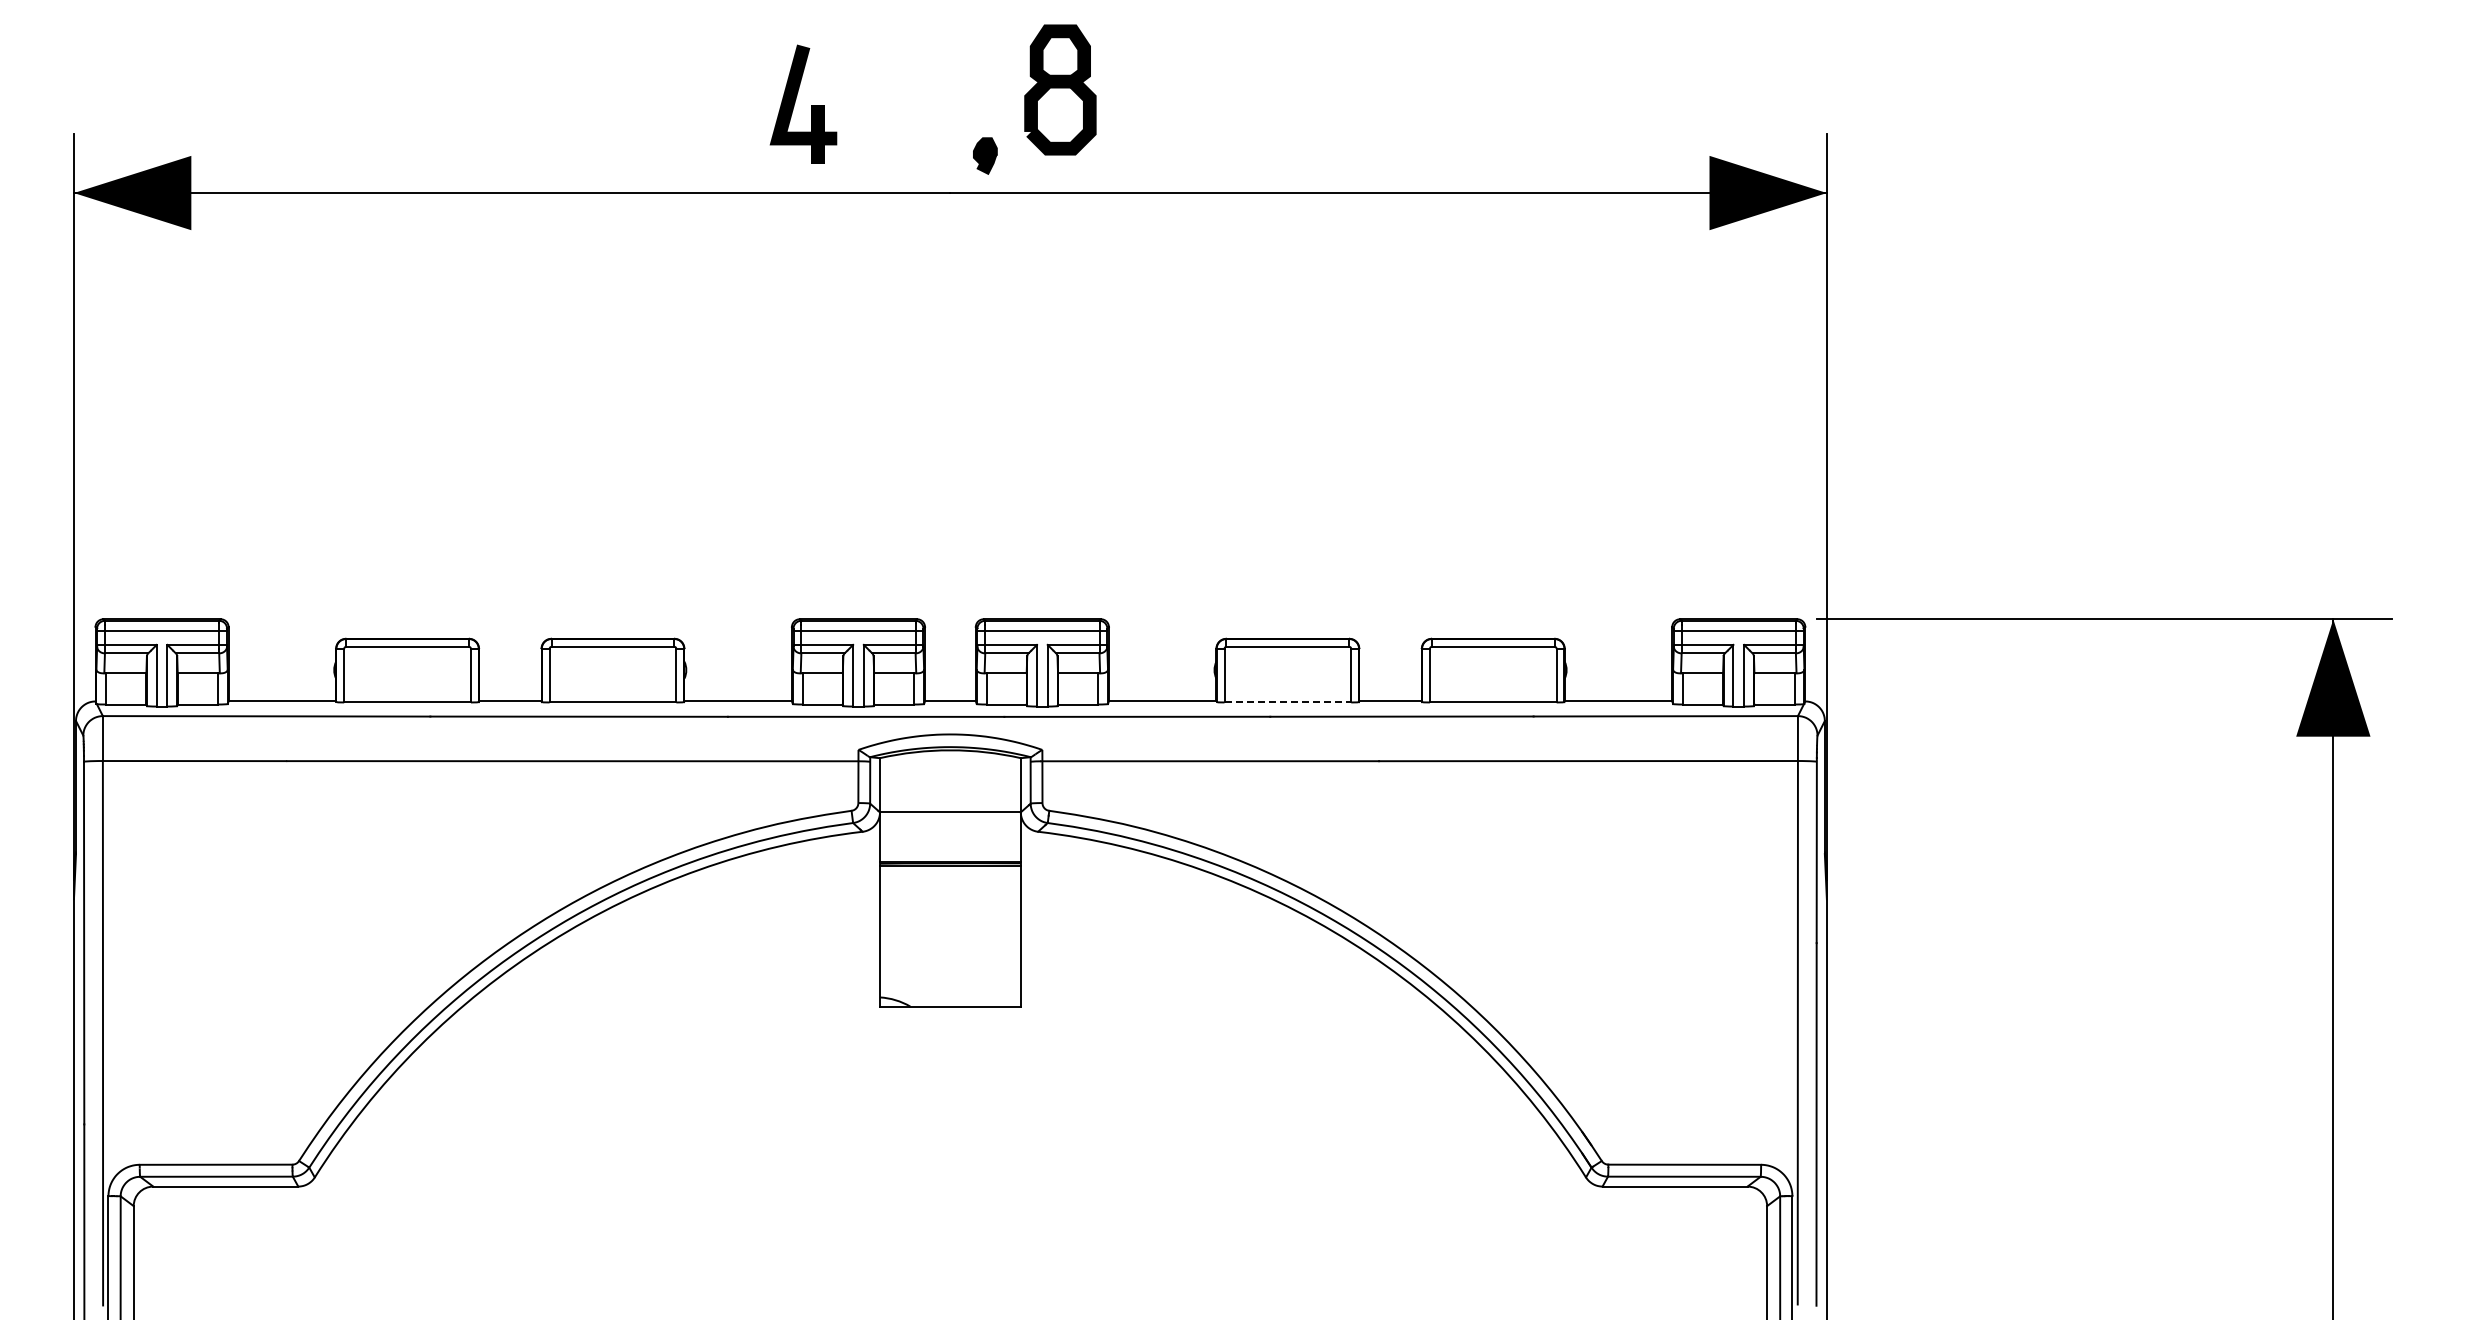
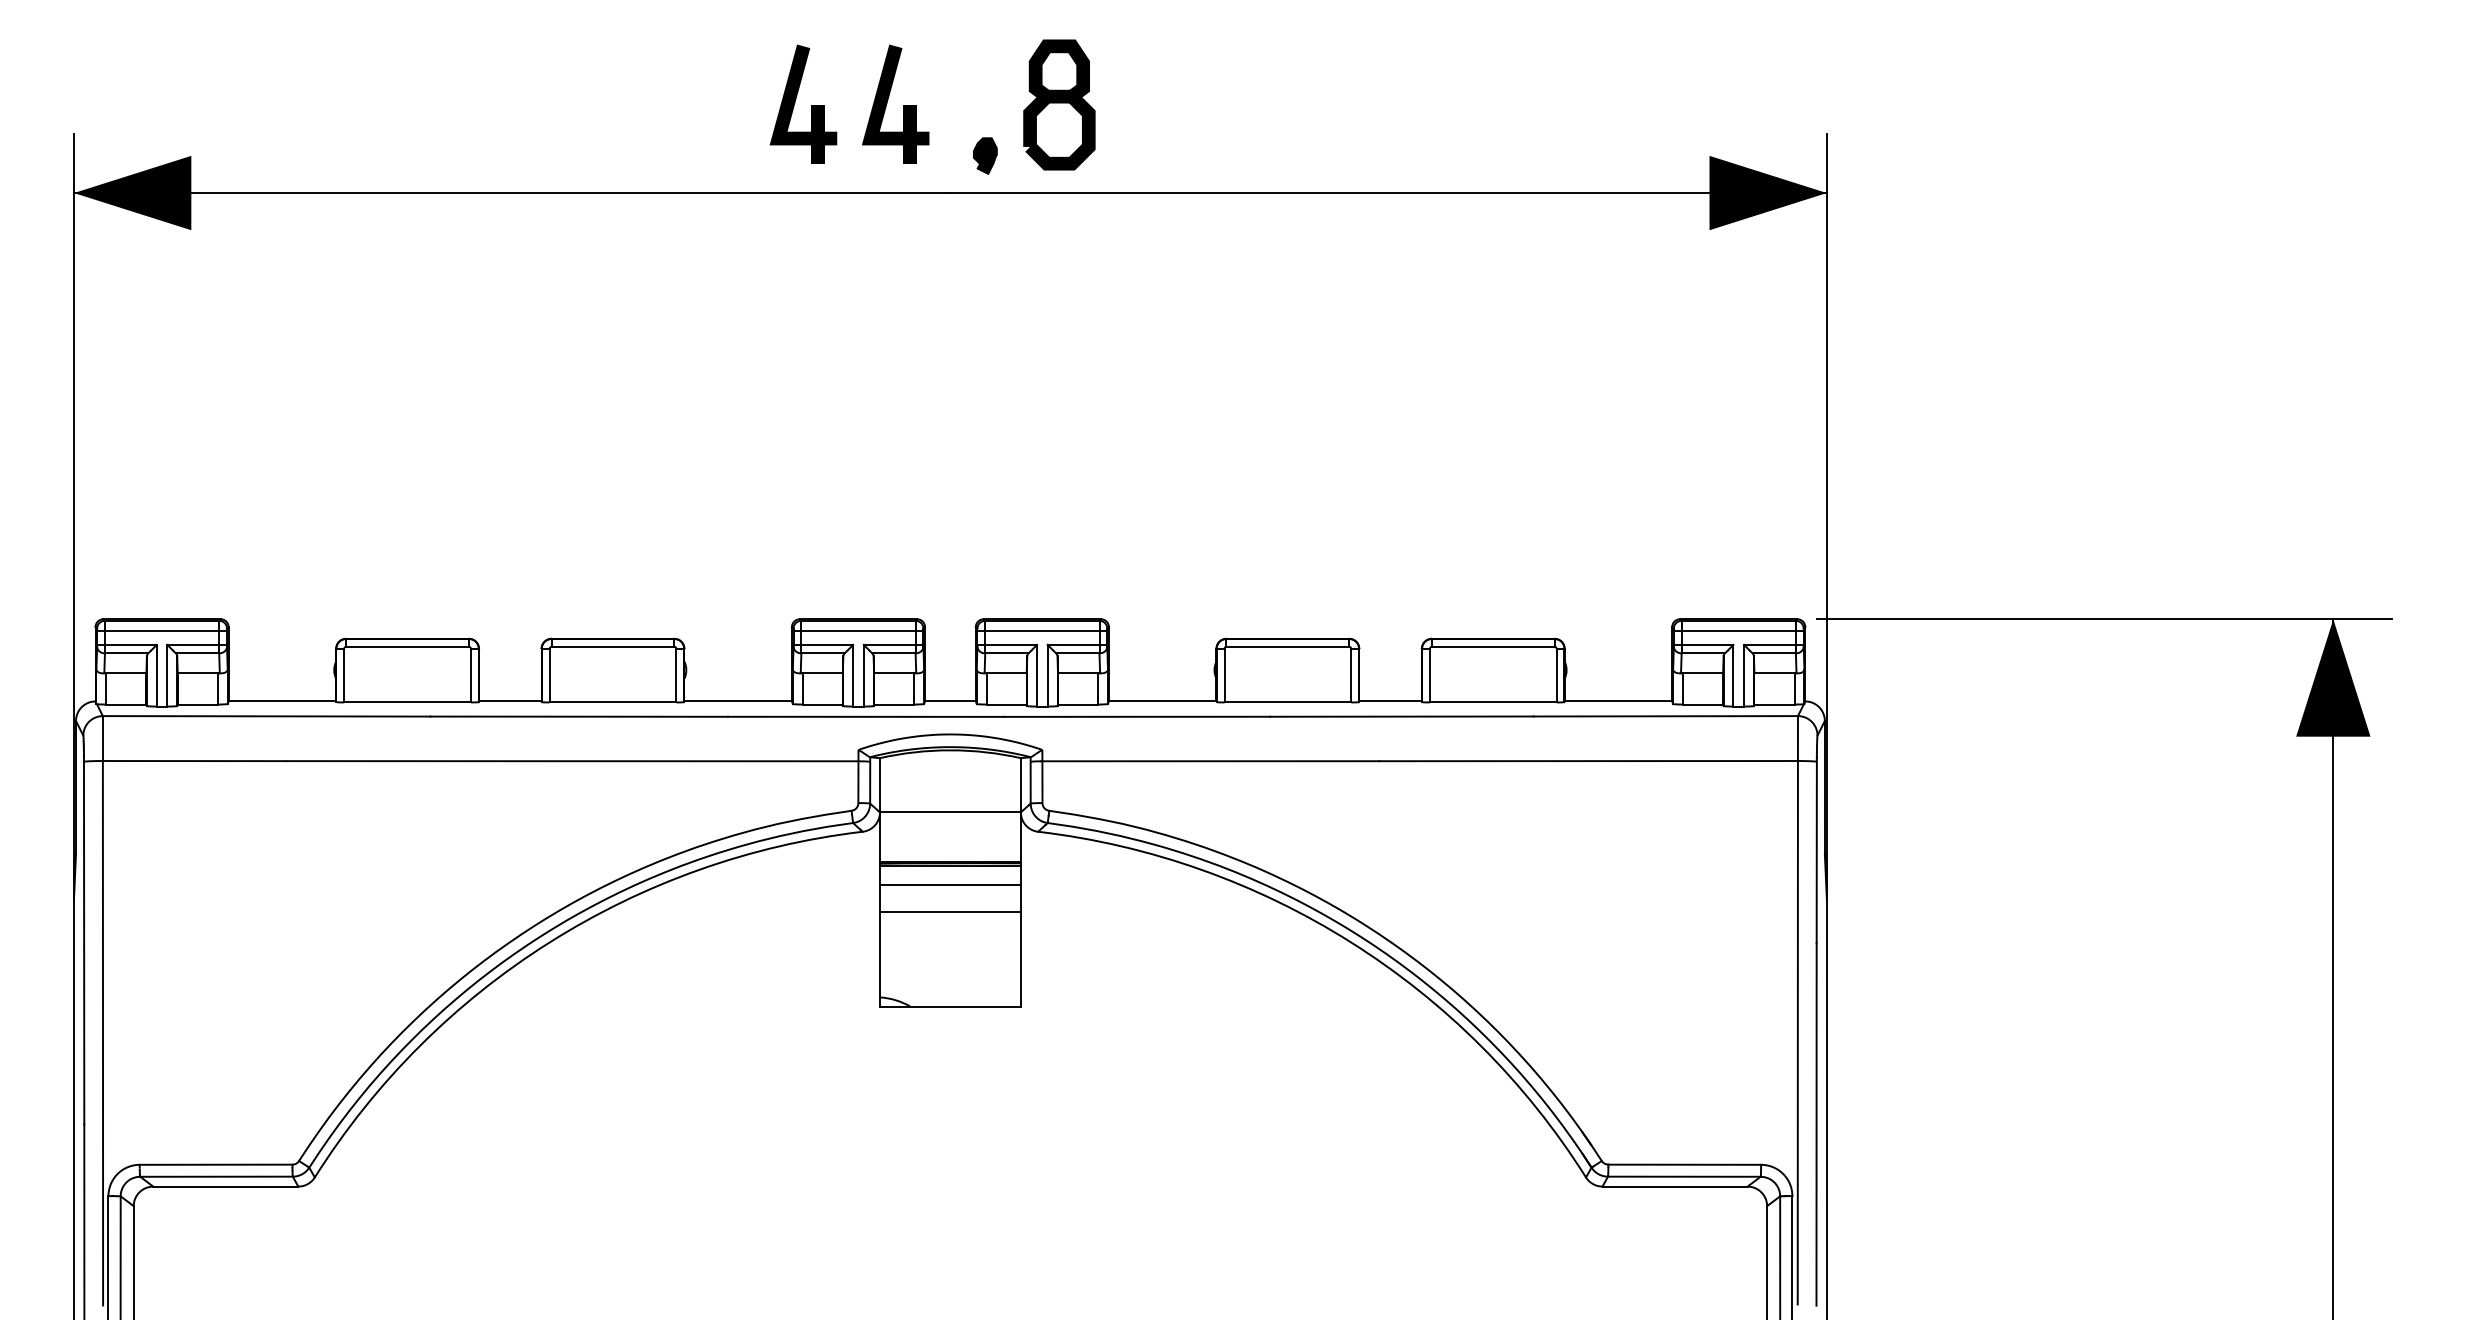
part position: (1060, 89) -> (1059, 104) (1059, 104)
part: none -> present (888, 100)
line: dashed -> solid (1288, 702)
line: none -> present (950, 885)
line: none -> present (950, 911)
